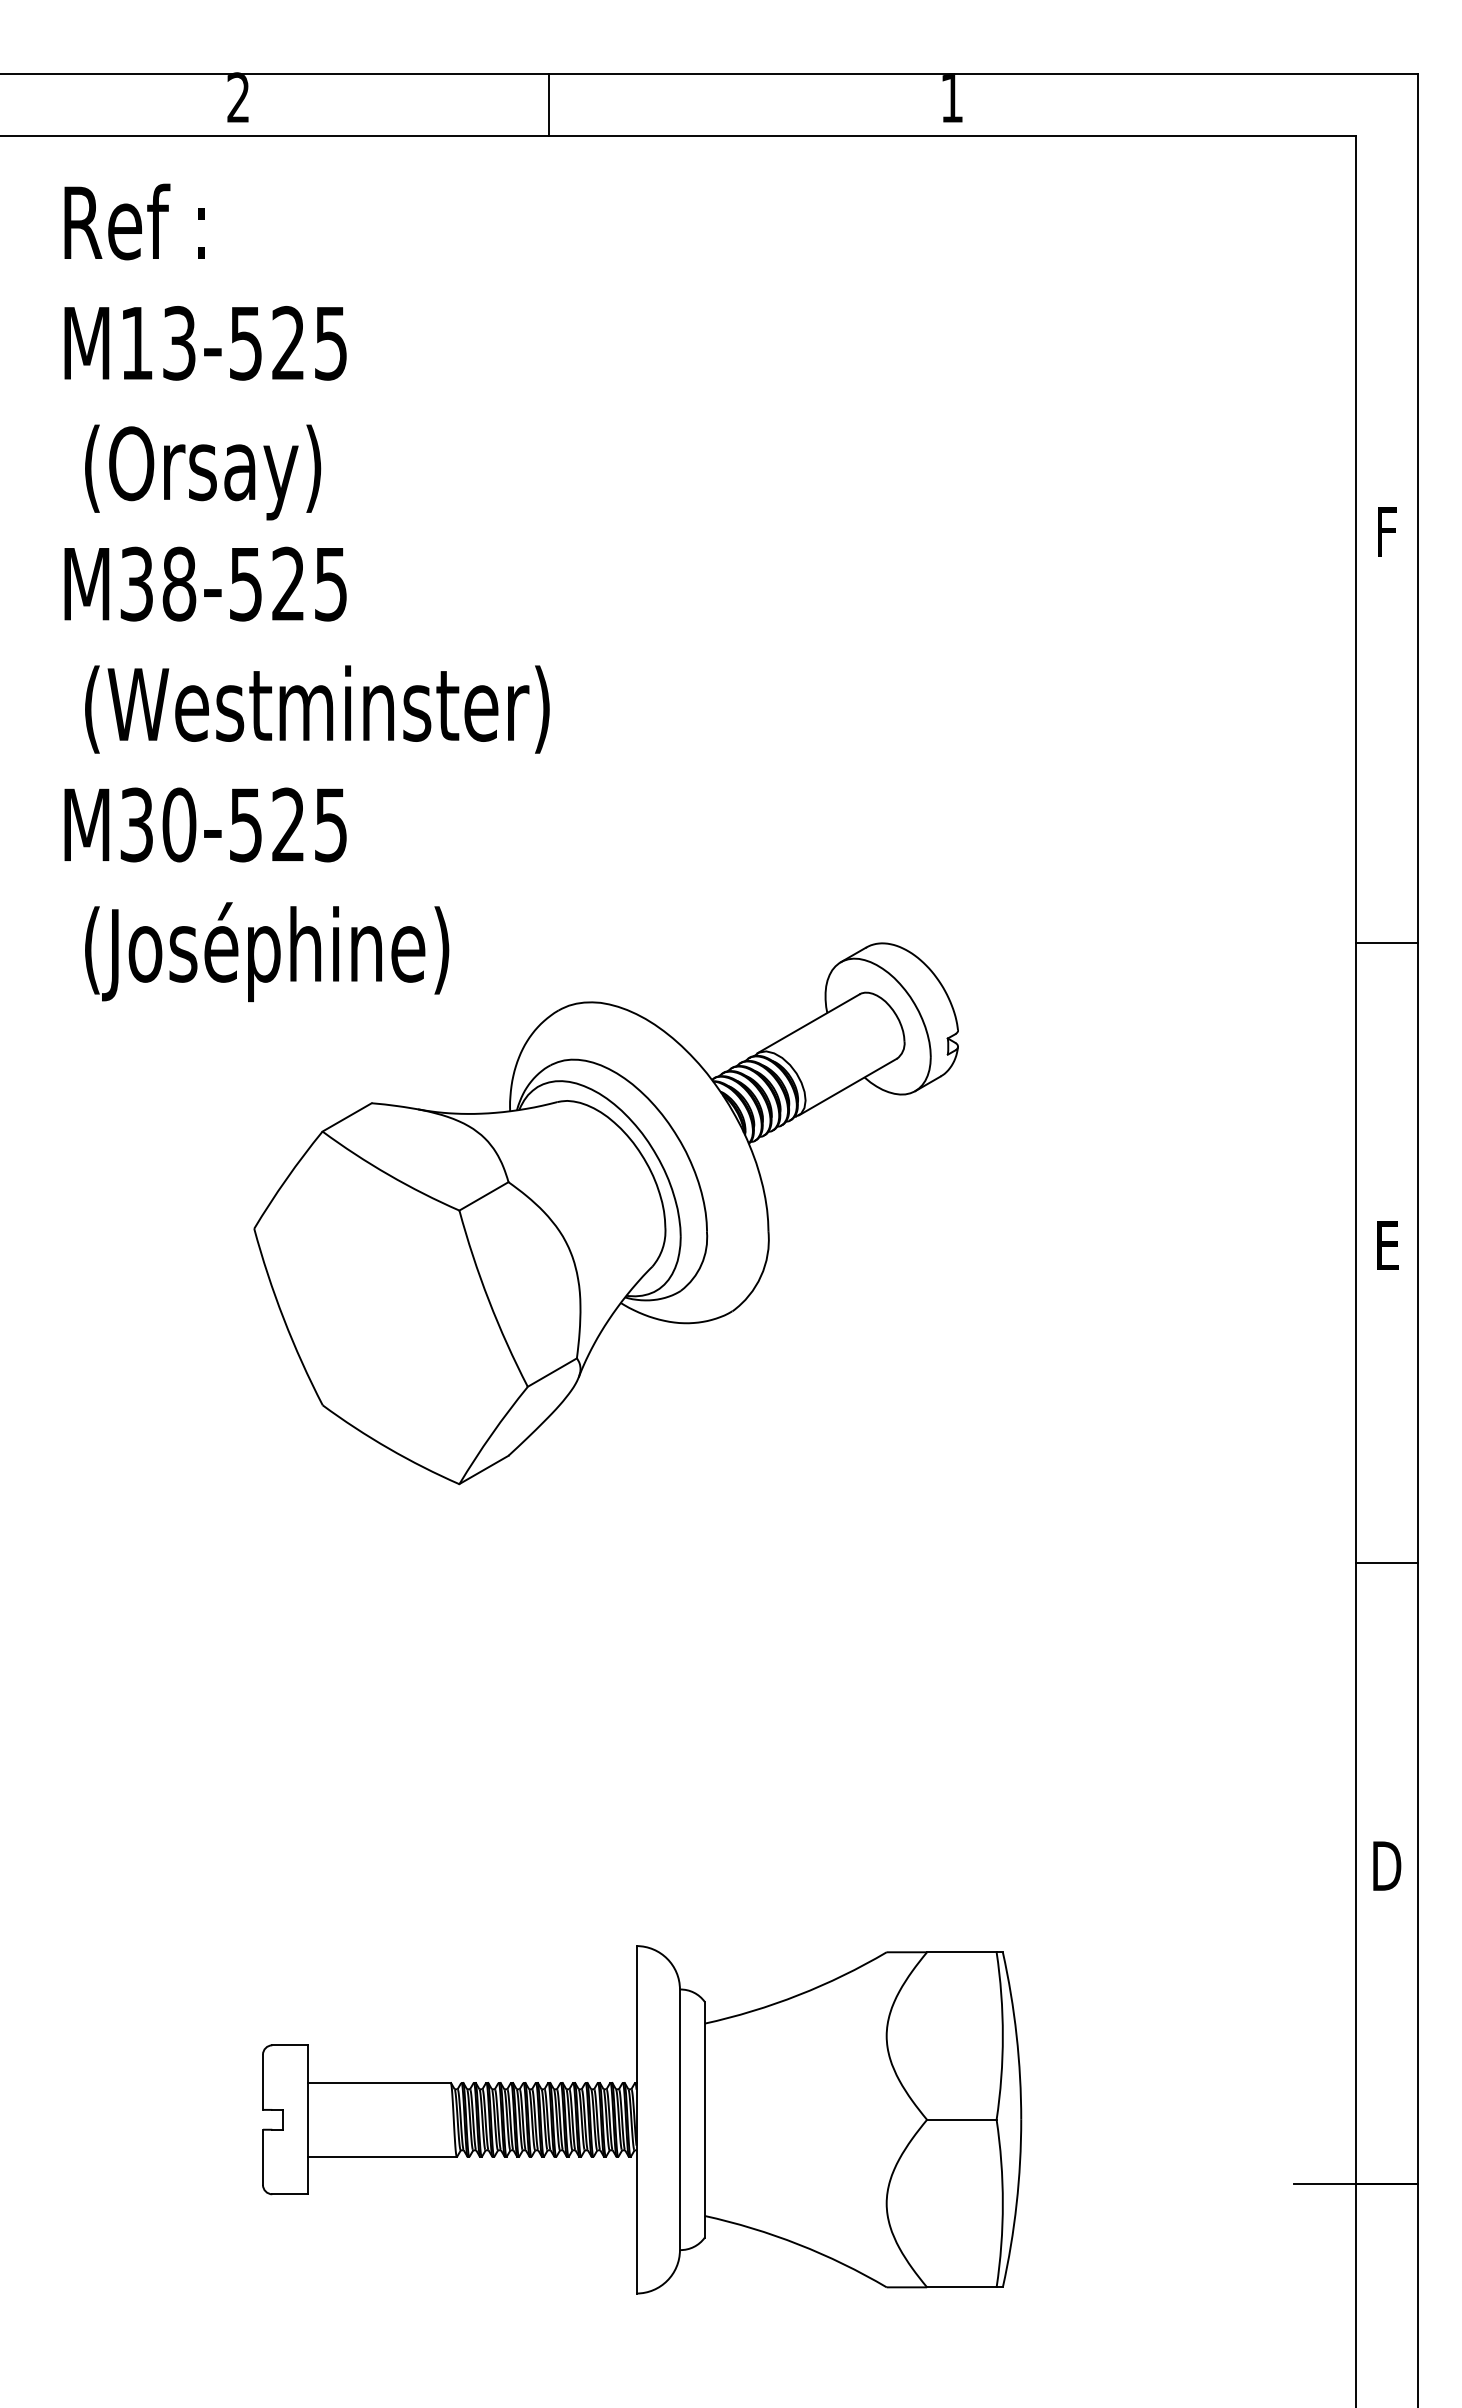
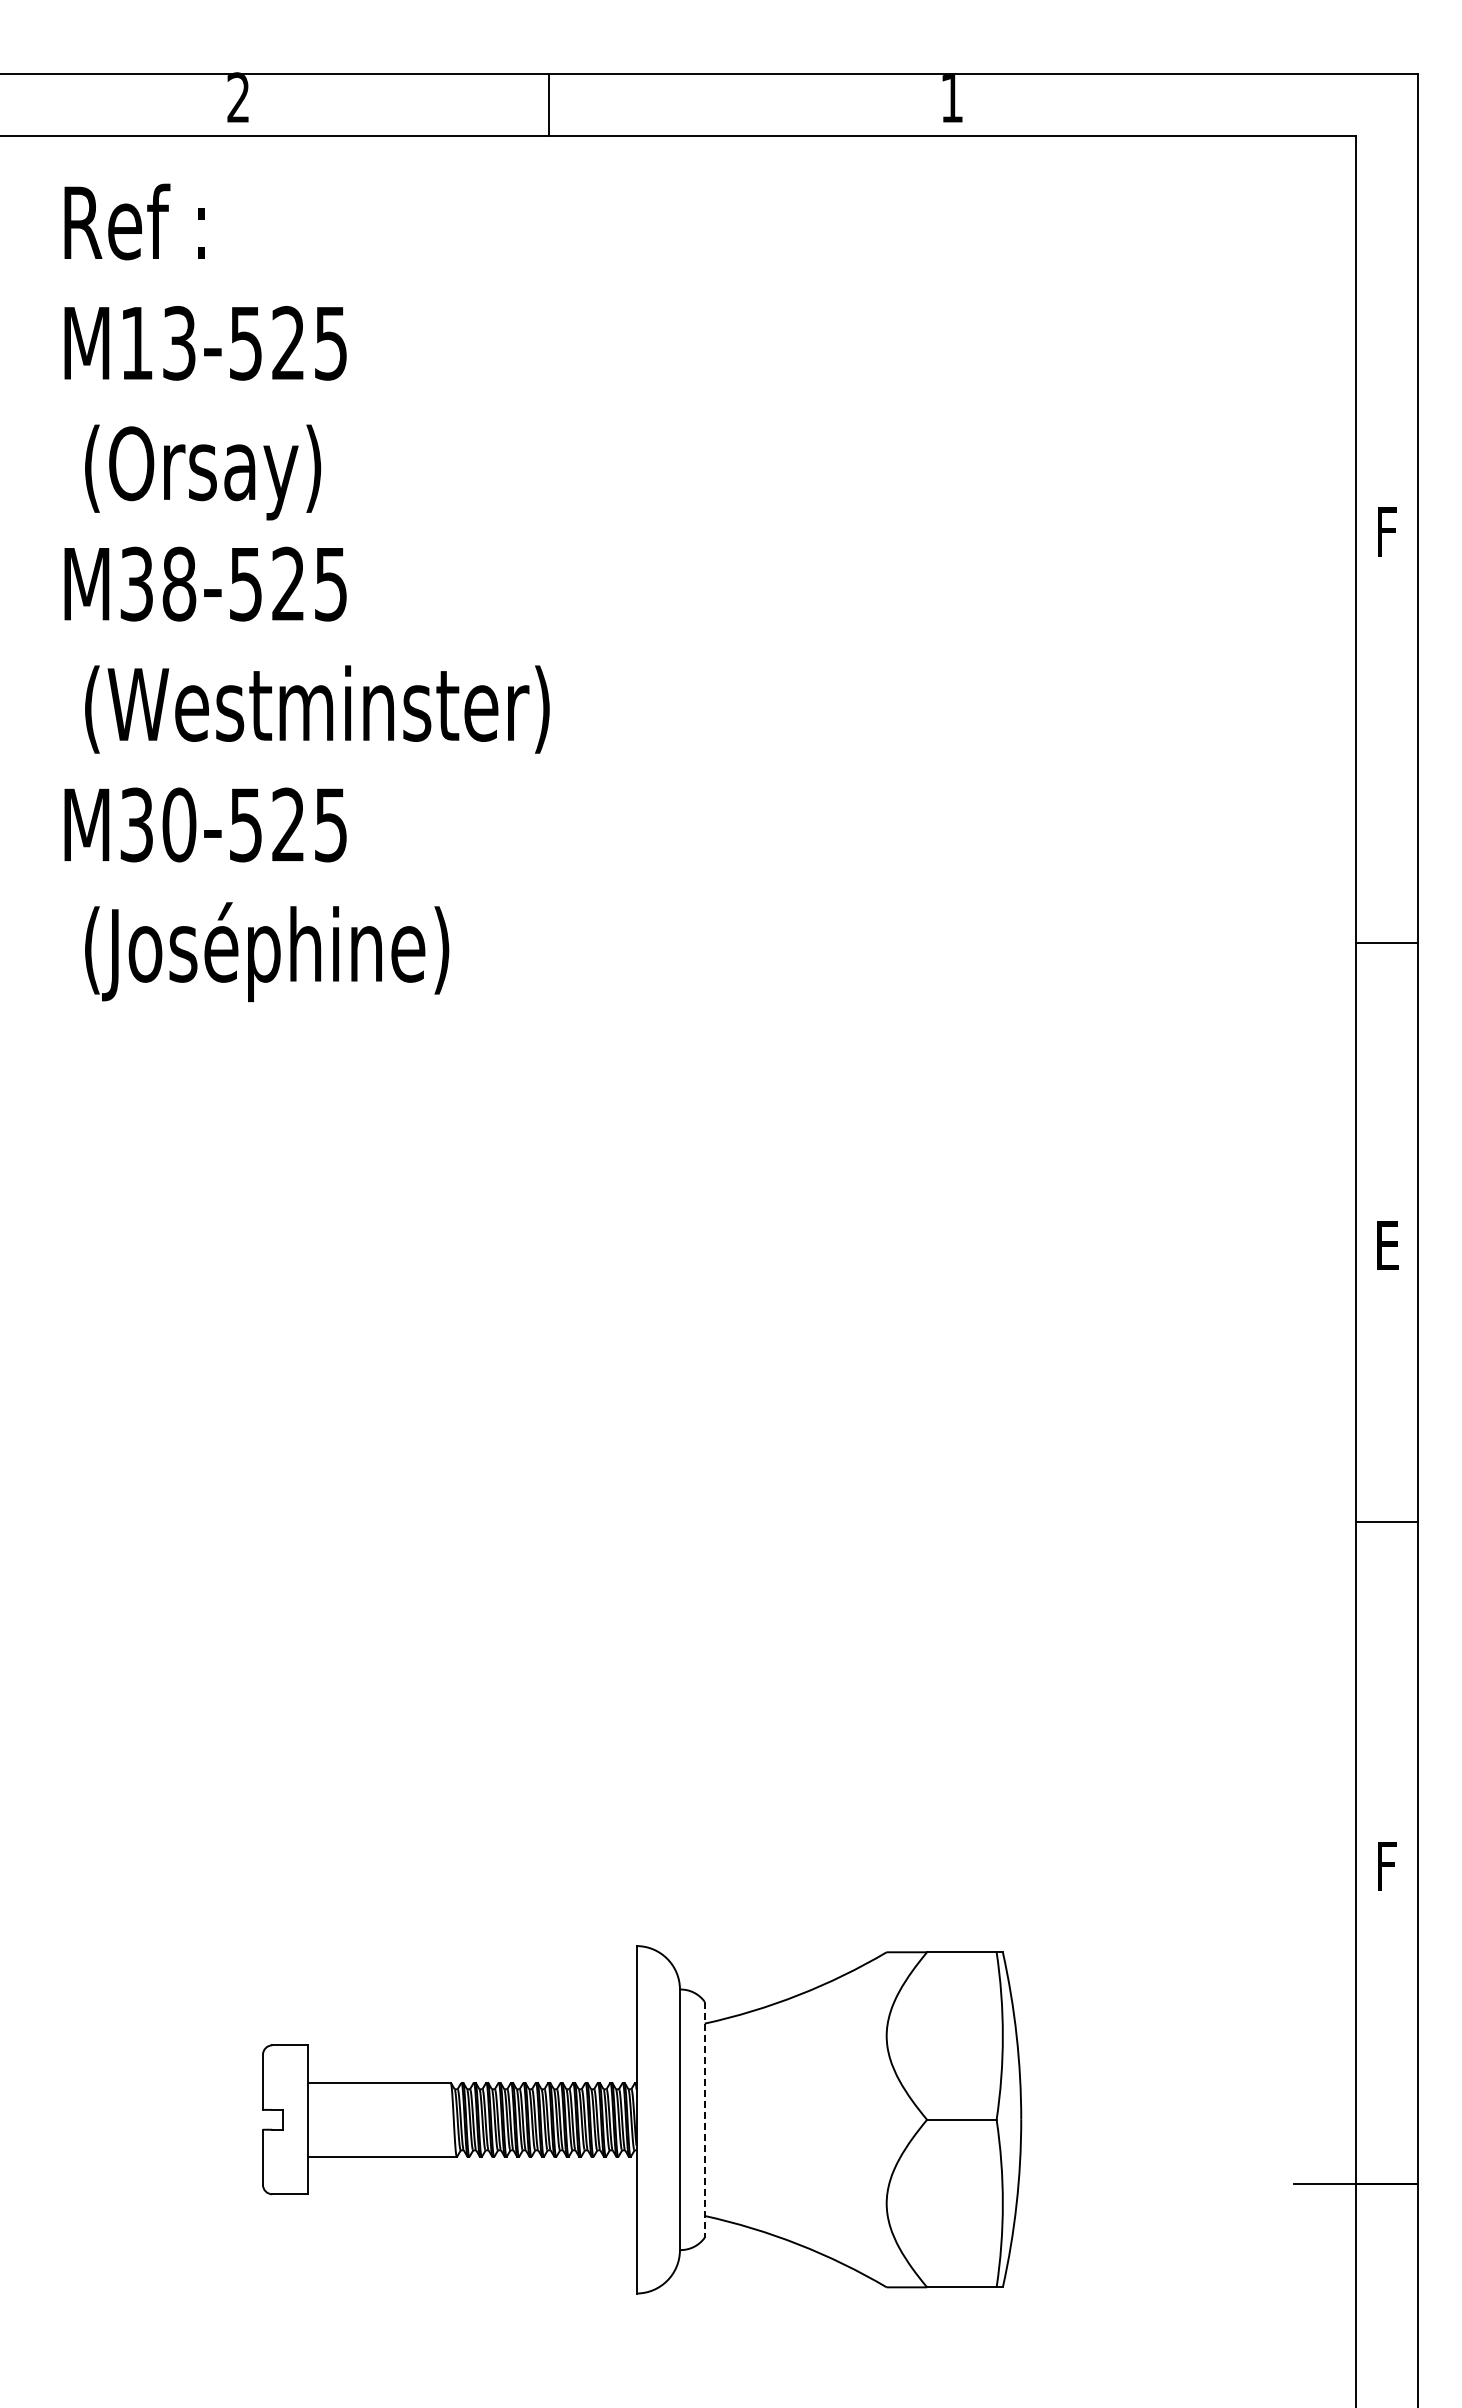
part: present -> none (605, 1213)
line position: (1386, 1563) -> (1386, 1522) (1386, 1522)
text: D -> F (1387, 1865)
line: solid -> dashed (704, 2119)
